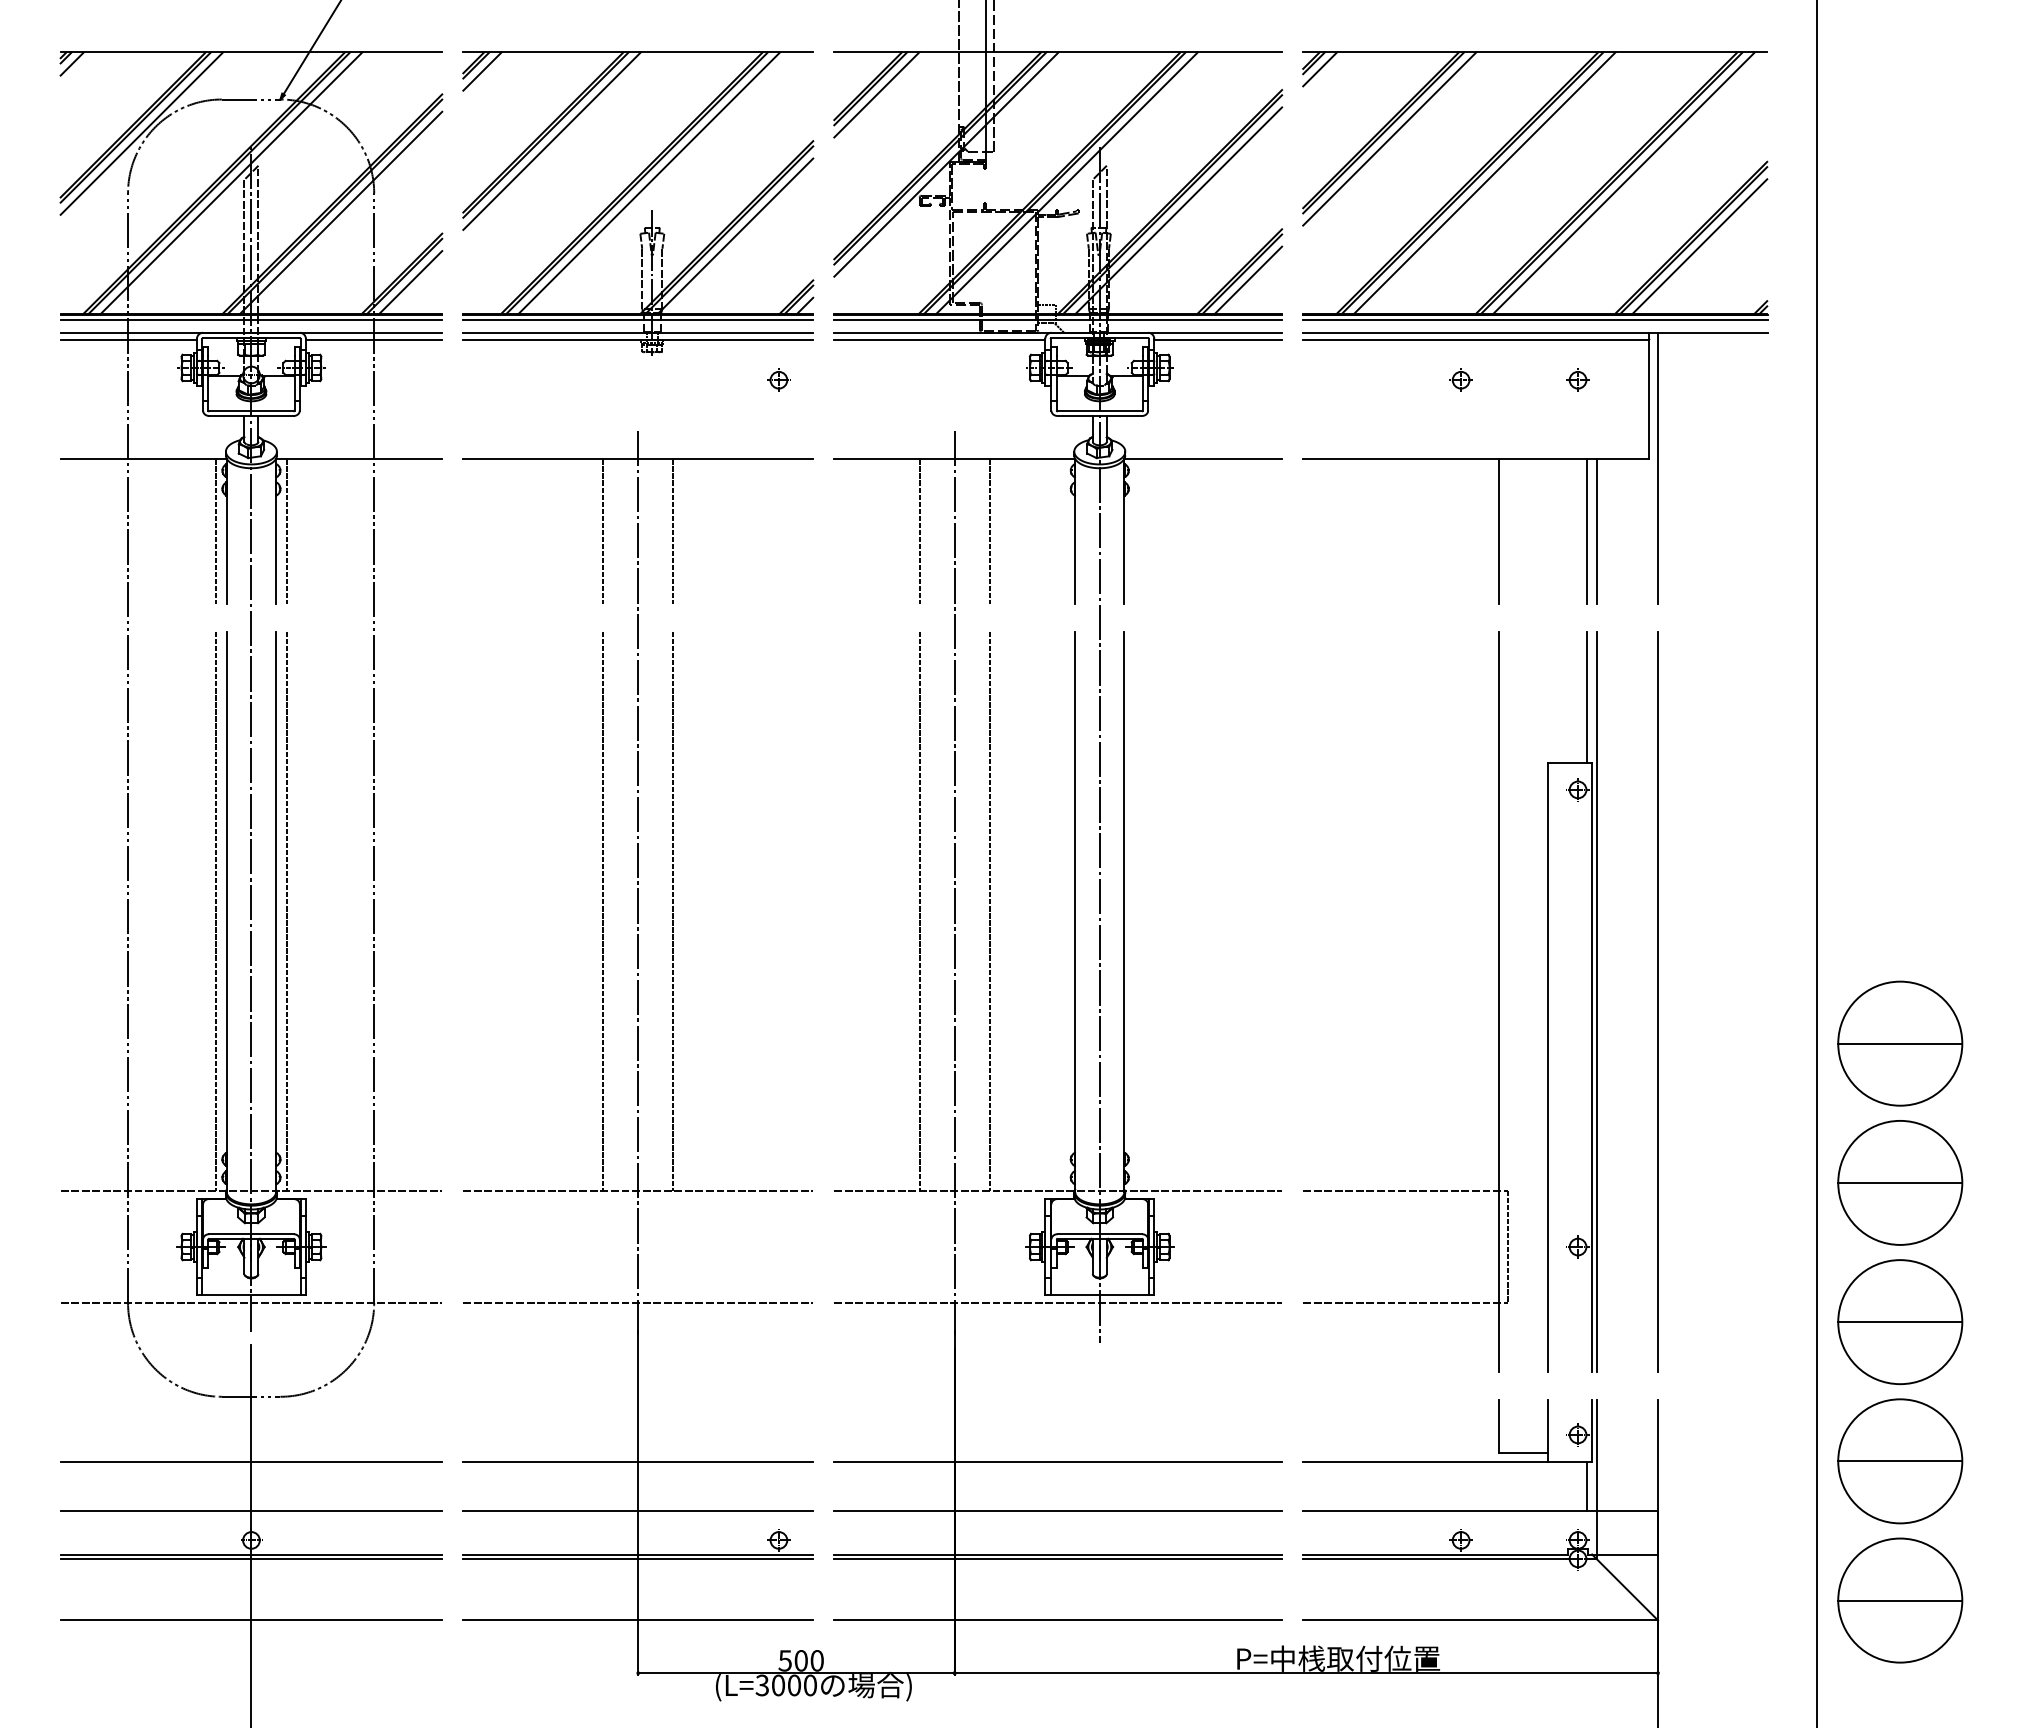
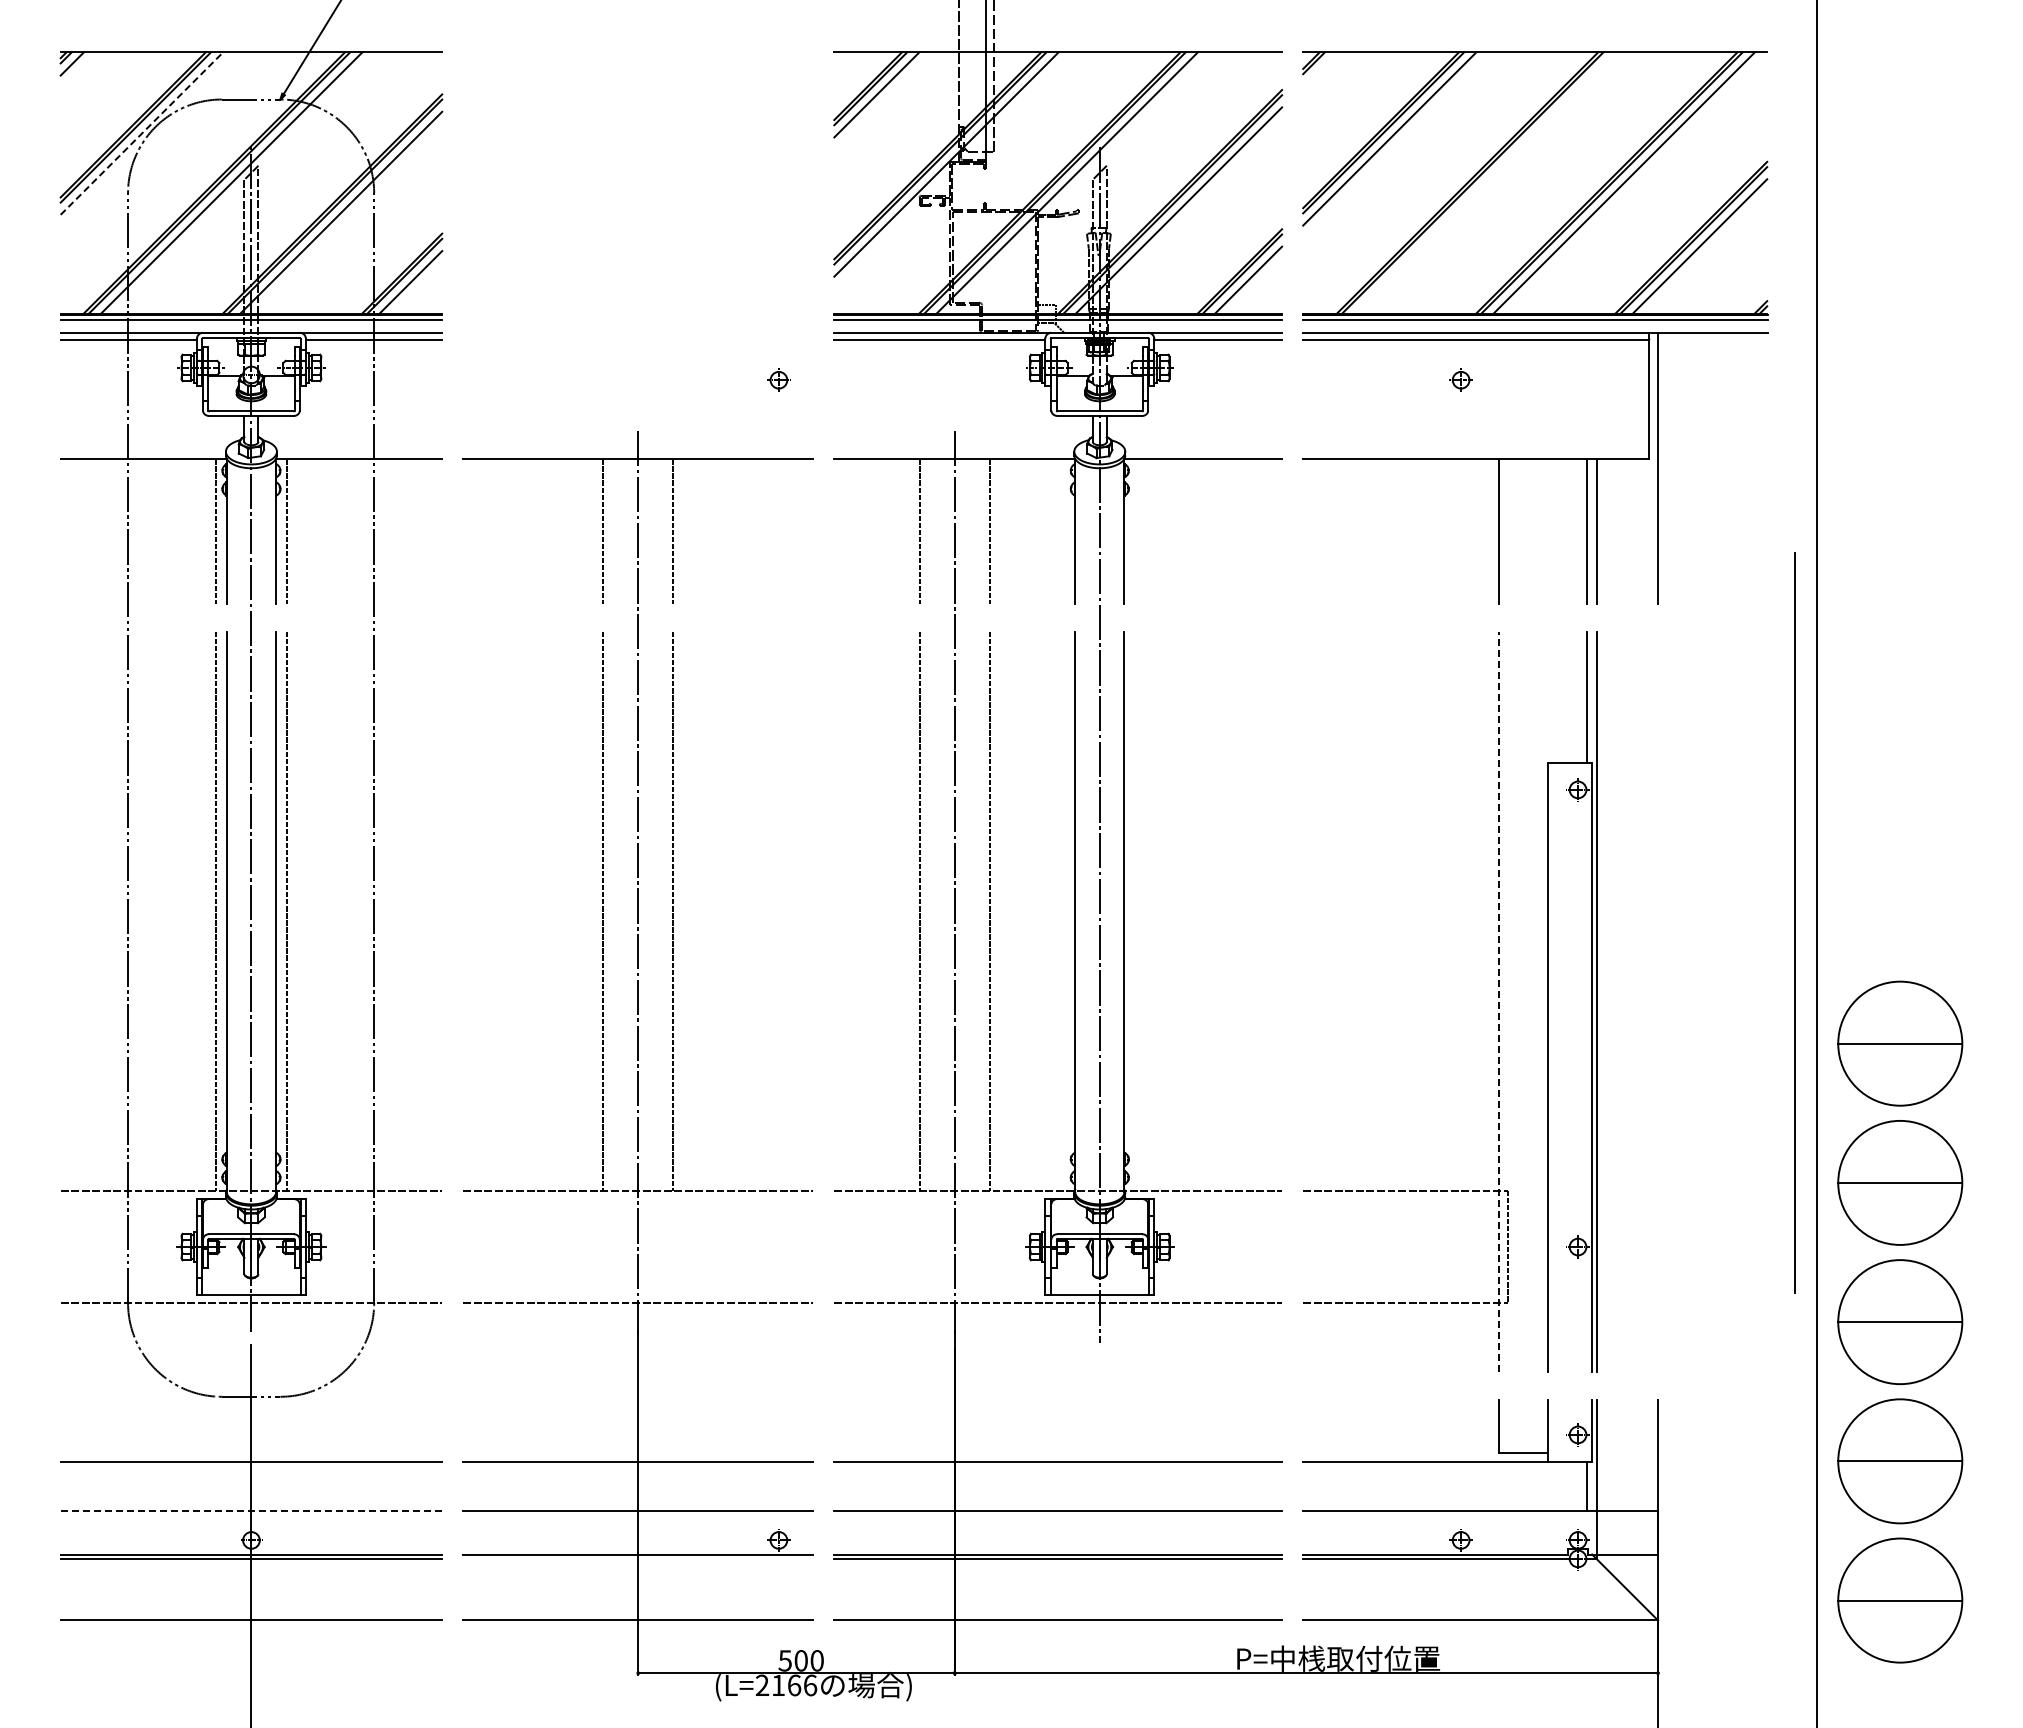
line: present -> none (1320, 69)
line: solid -> dashed (141, 133)
line: present -> none (1484, 183)
part: present -> none (638, 203)
part: present -> none (1577, 379)
line: solid -> dashed (1499, 1001)
line position: (1657, 1001) -> (1794, 922) (1794, 922)
line: solid -> dashed (251, 1510)
line: present -> none (638, 1558)
text: (L=3000 -> (L=2166 (786, 1685)
